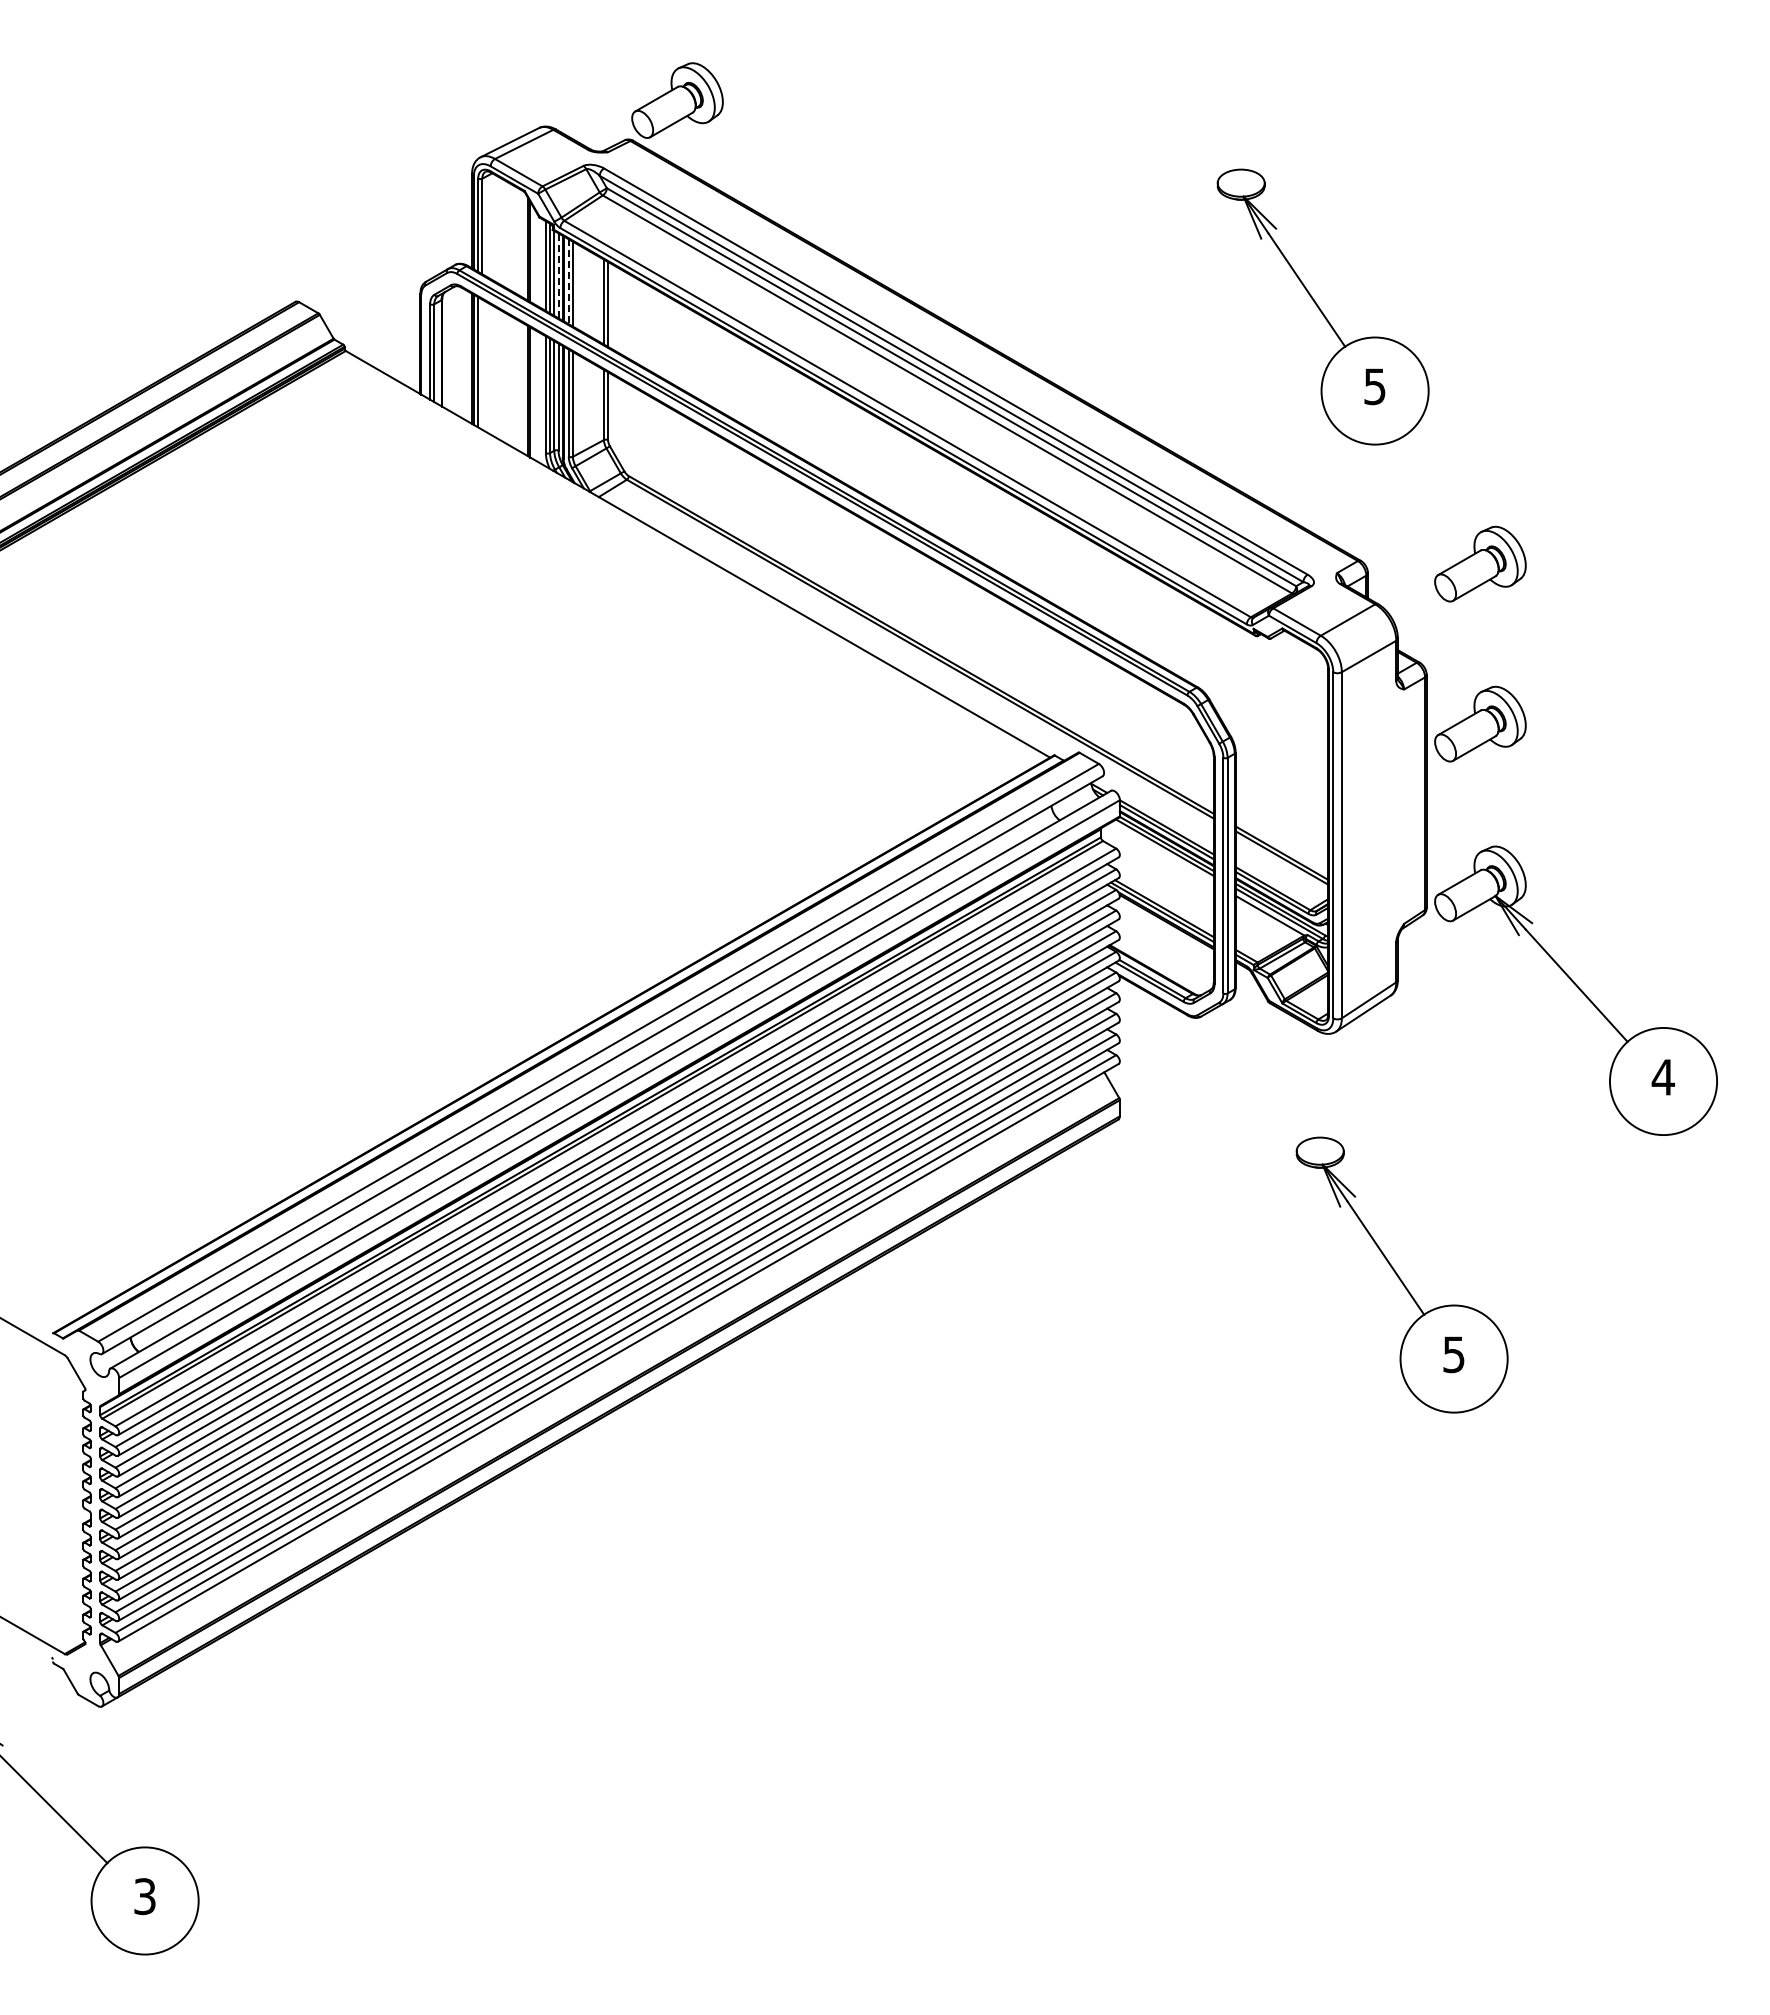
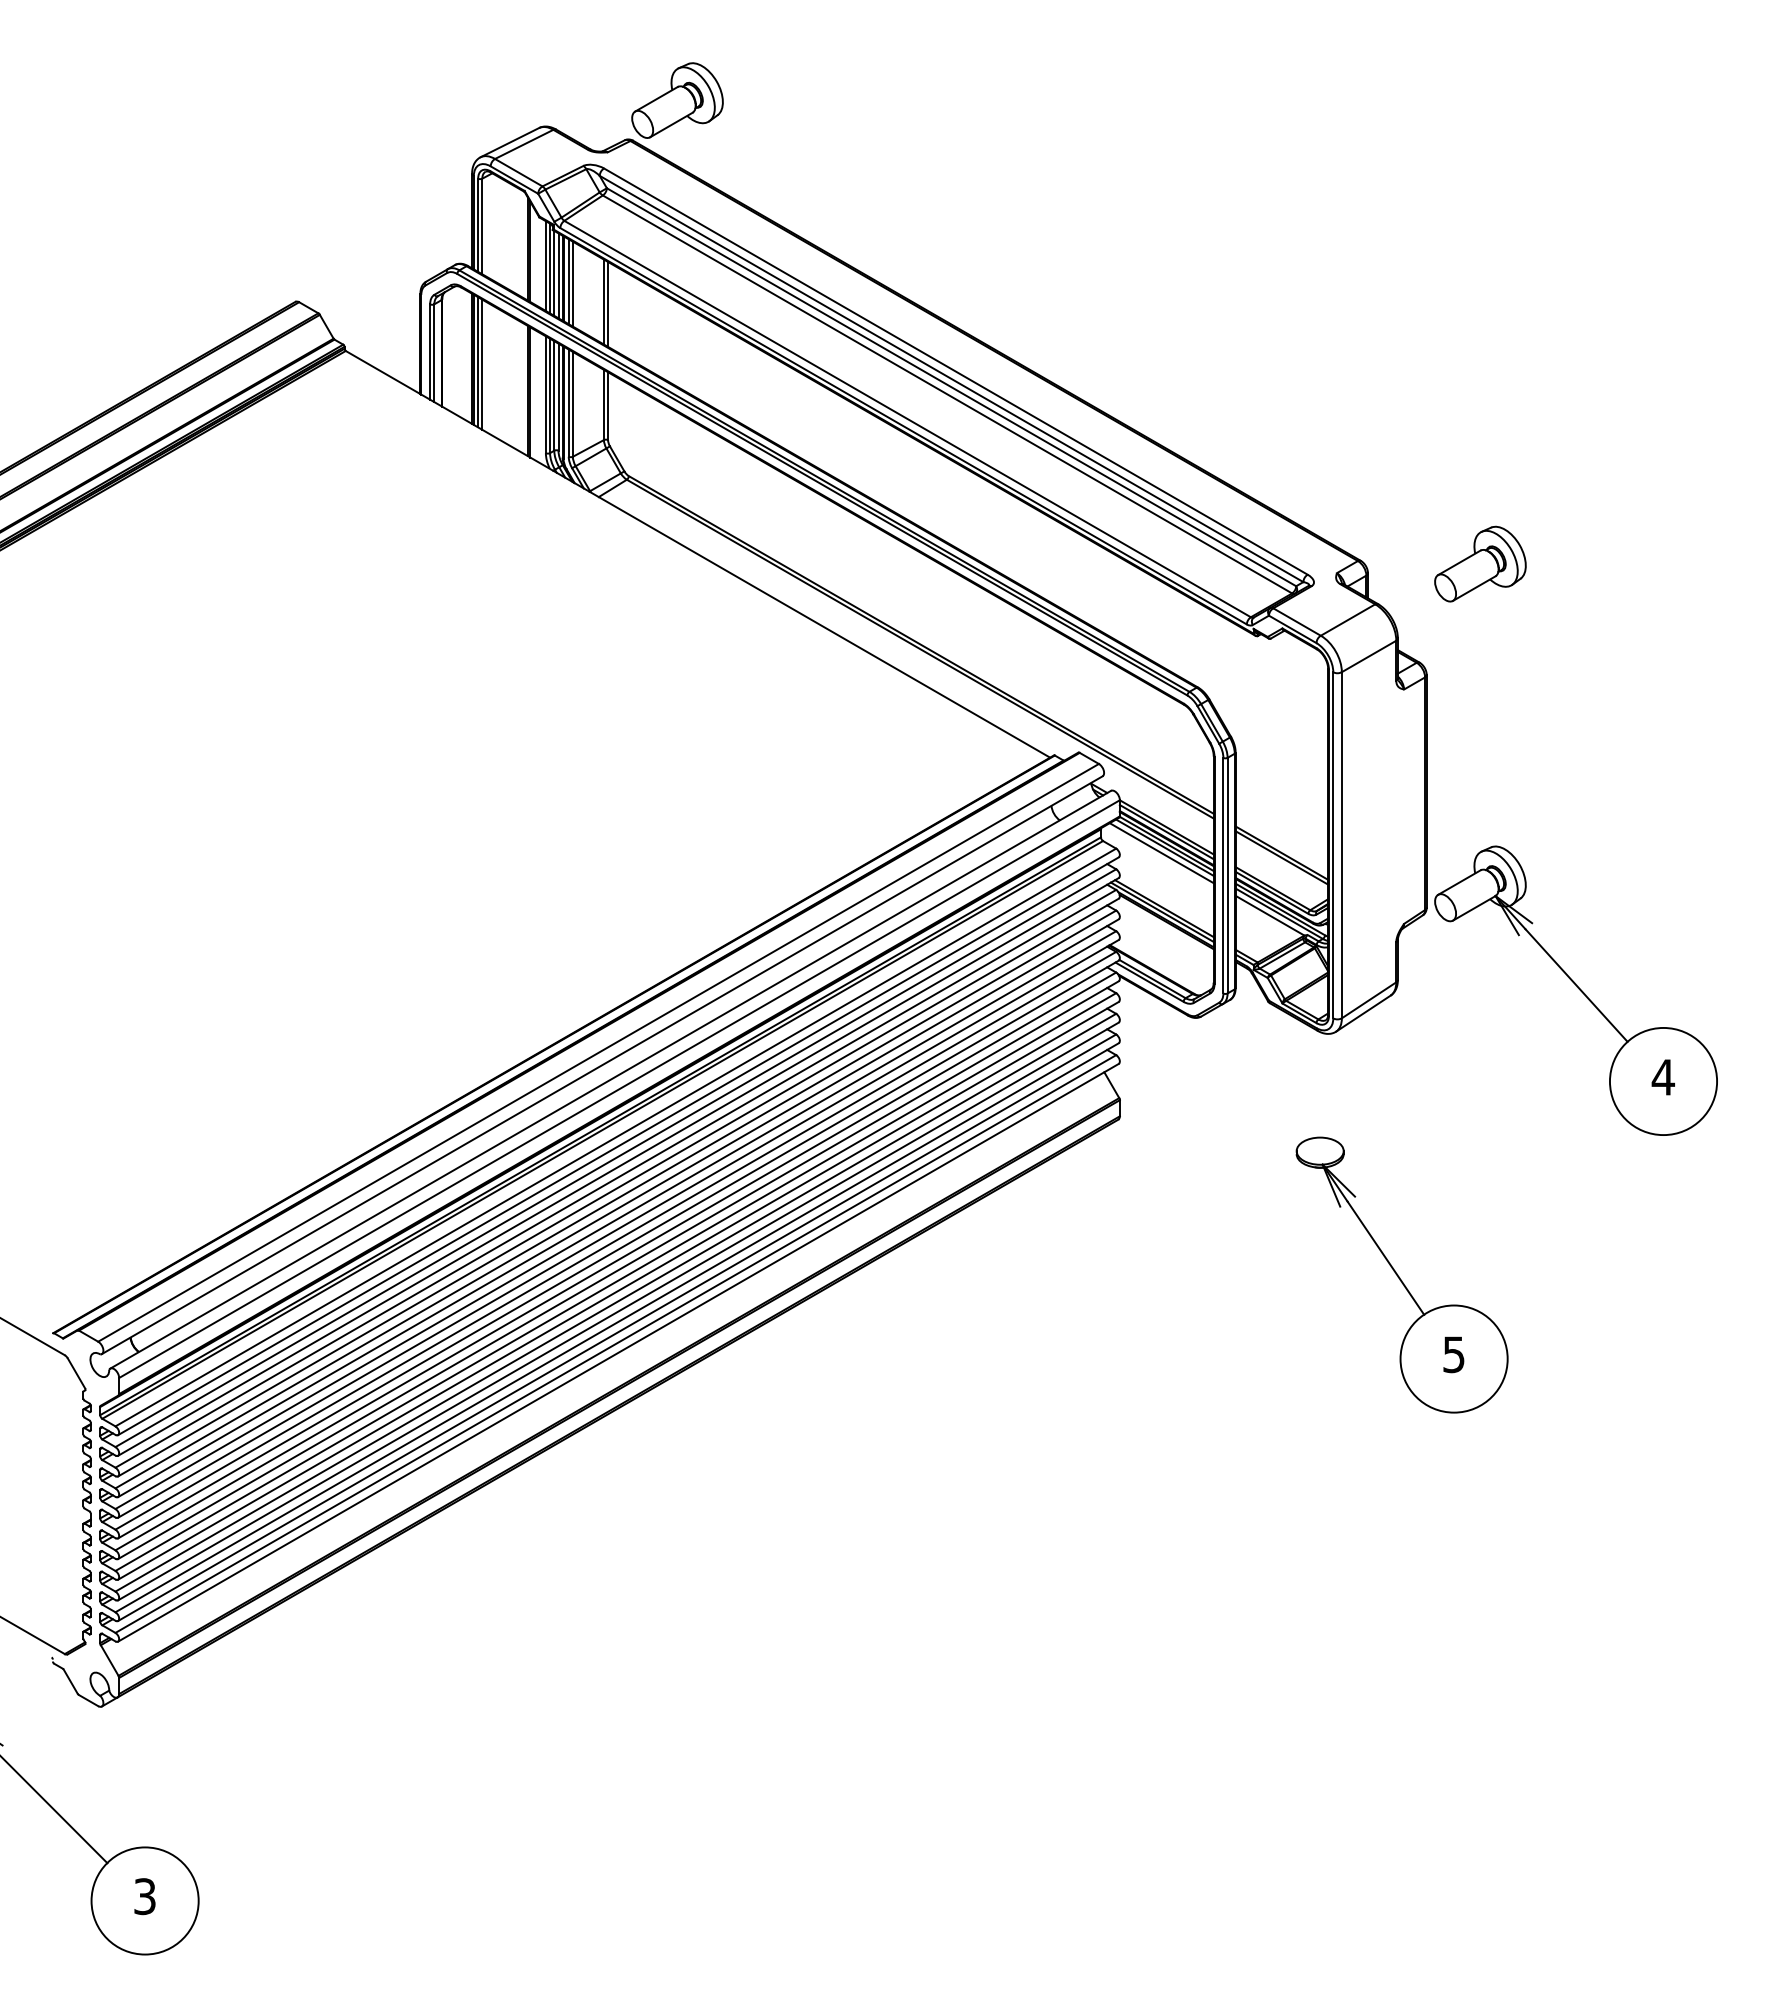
line: dashed -> solid (558, 275)
line: dashed -> solid (568, 282)
part: present -> none (1322, 306)
line: none -> present (482, 364)
part: present -> none (1480, 723)
line: none -> present (1161, 853)
